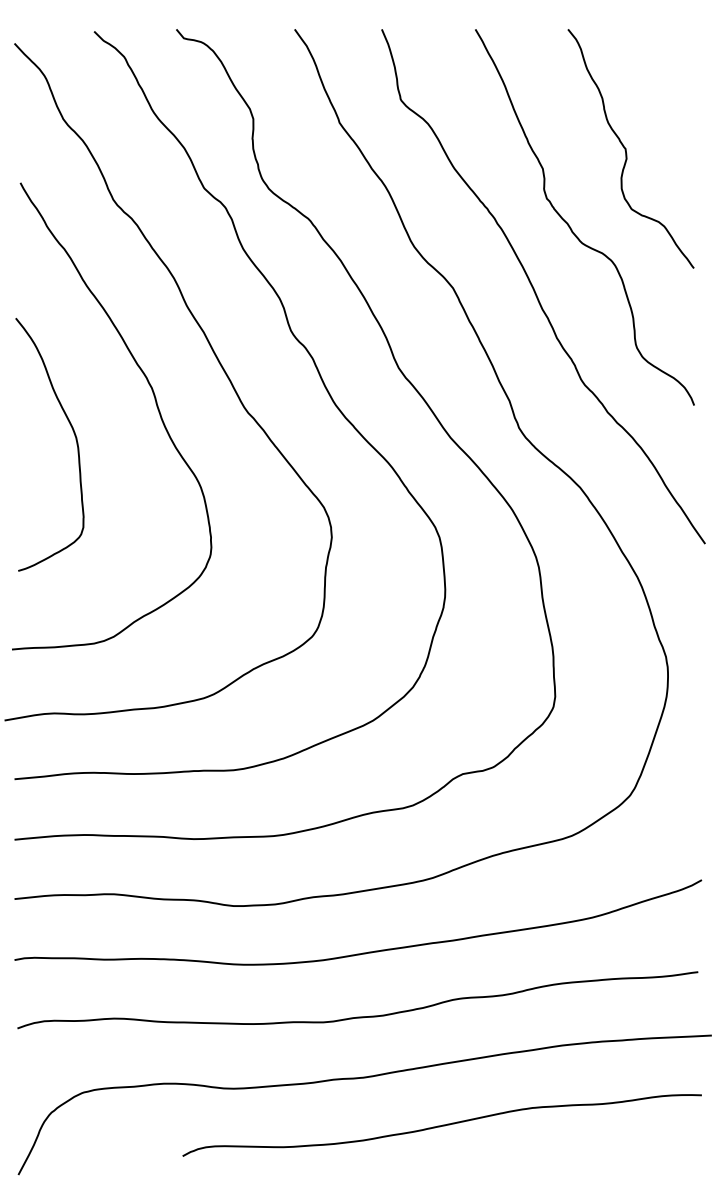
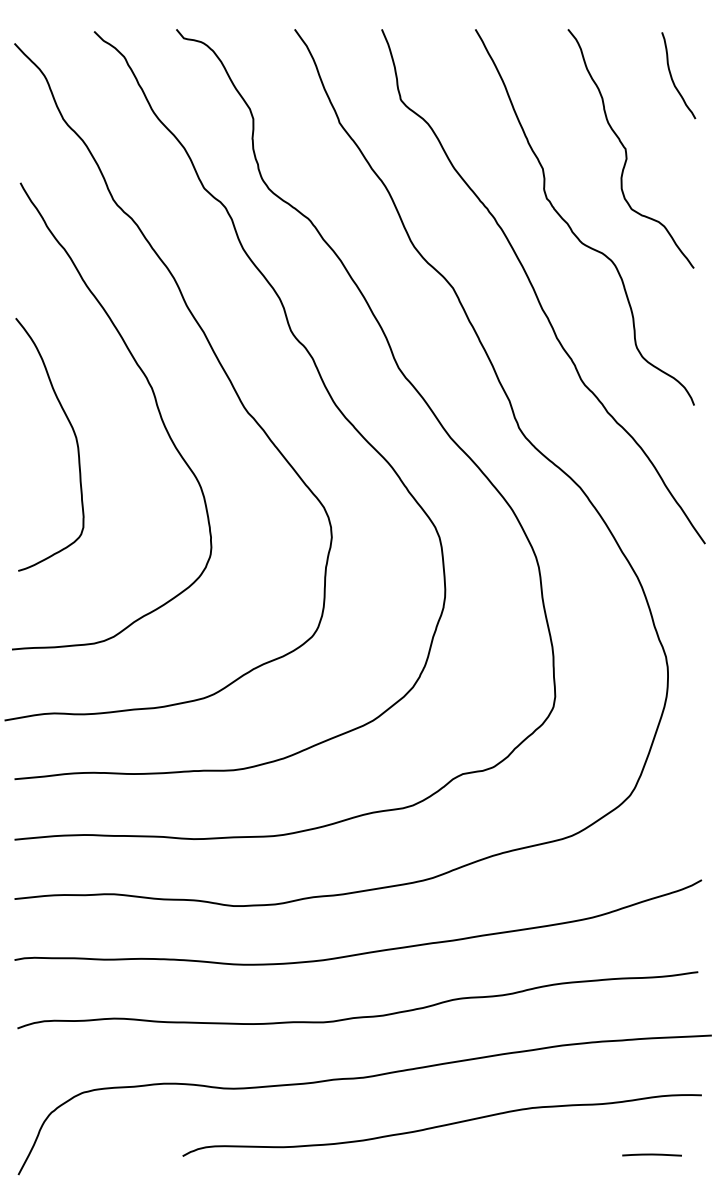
curve: none -> present (672, 76)
line: none -> present (651, 1154)
